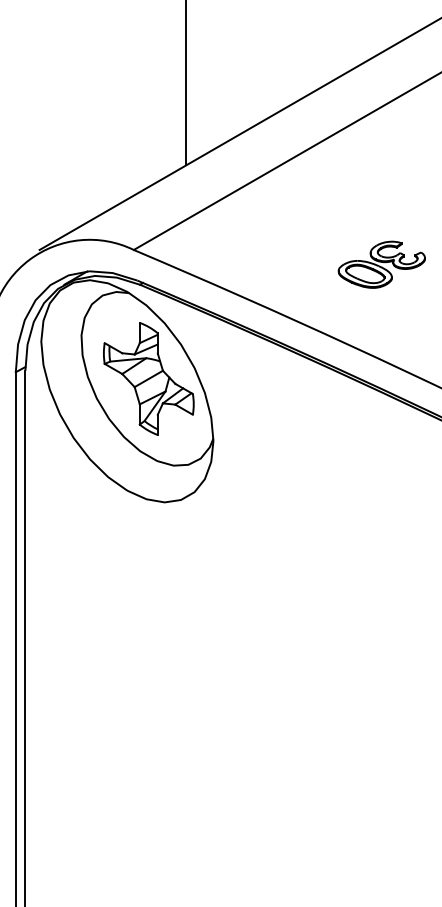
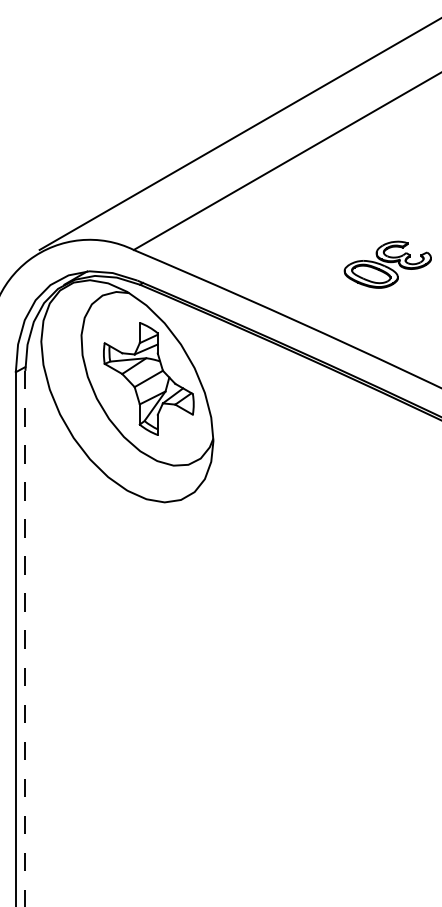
line: present -> none (186, 83)
part position: (381, 264) -> (387, 264) (387, 264)
line: solid -> dashed (25, 638)
